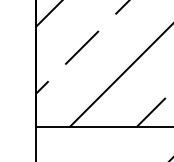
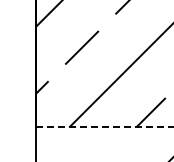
line: solid -> dashed (105, 127)
